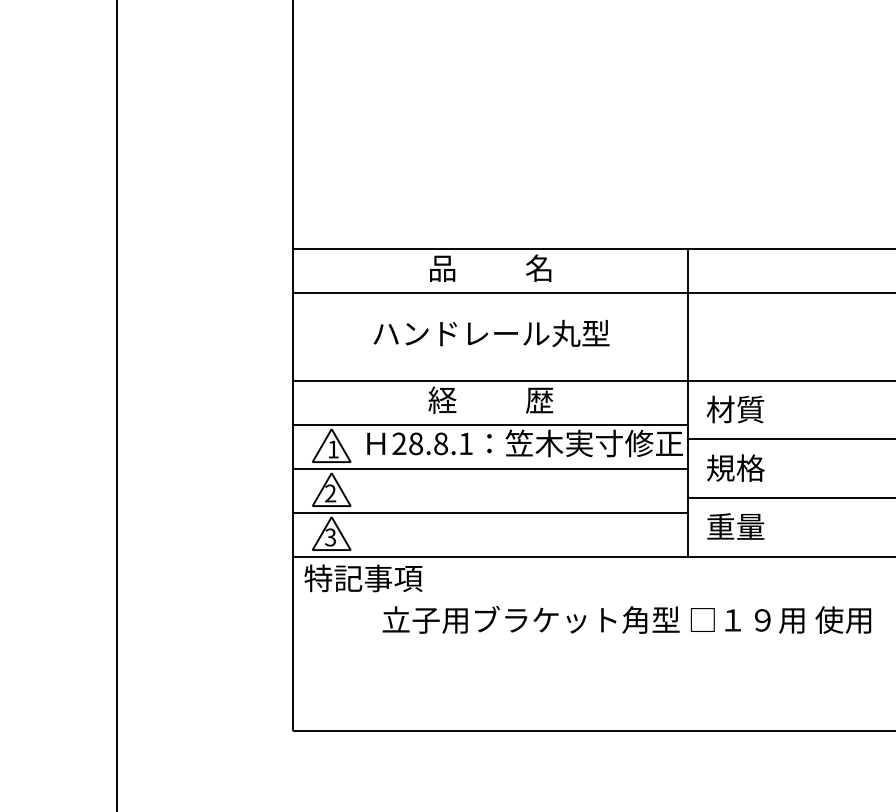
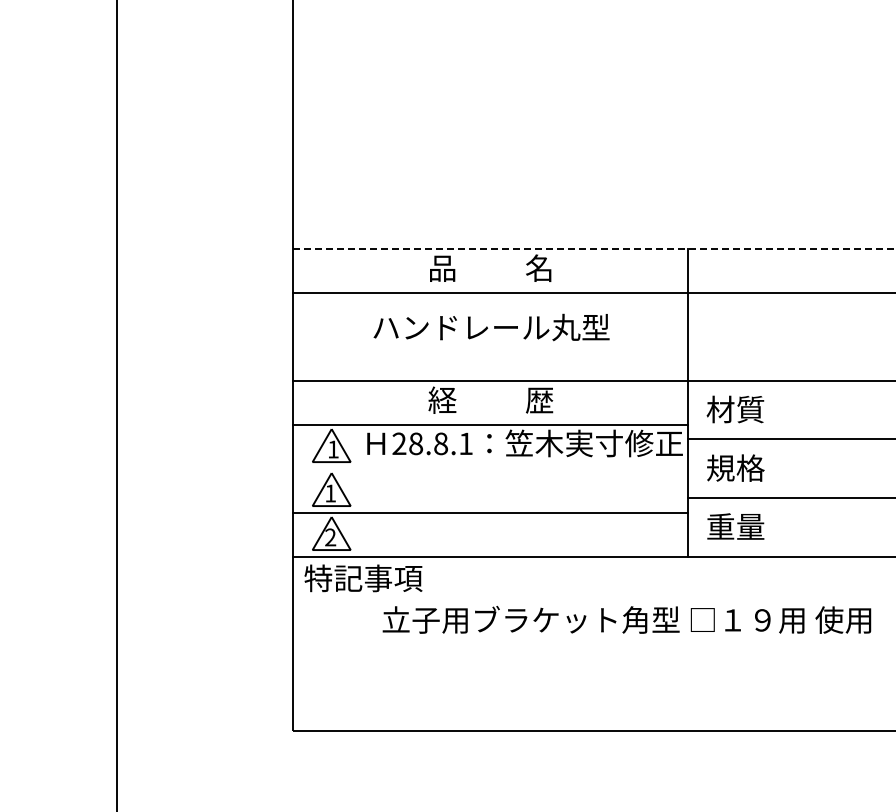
line: solid -> dashed (594, 248)
text position: (491, 333) -> (491, 327) (491, 327)
line: present -> none (490, 468)
text: 2 -> 1 (330, 493)
text: 3 -> 2 (330, 537)
